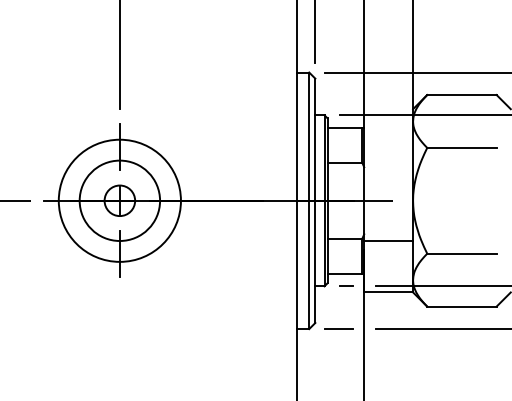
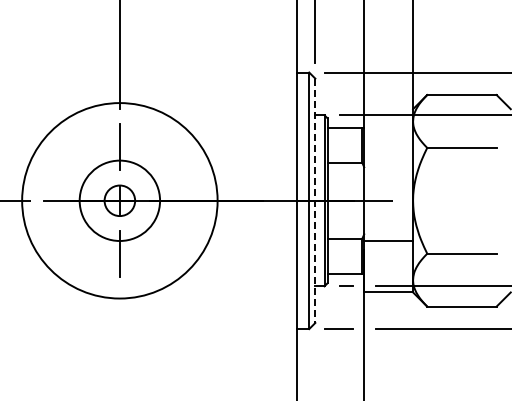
circle diameter: 122 px -> 195 px (119, 200)
line: solid -> dashed (315, 201)
